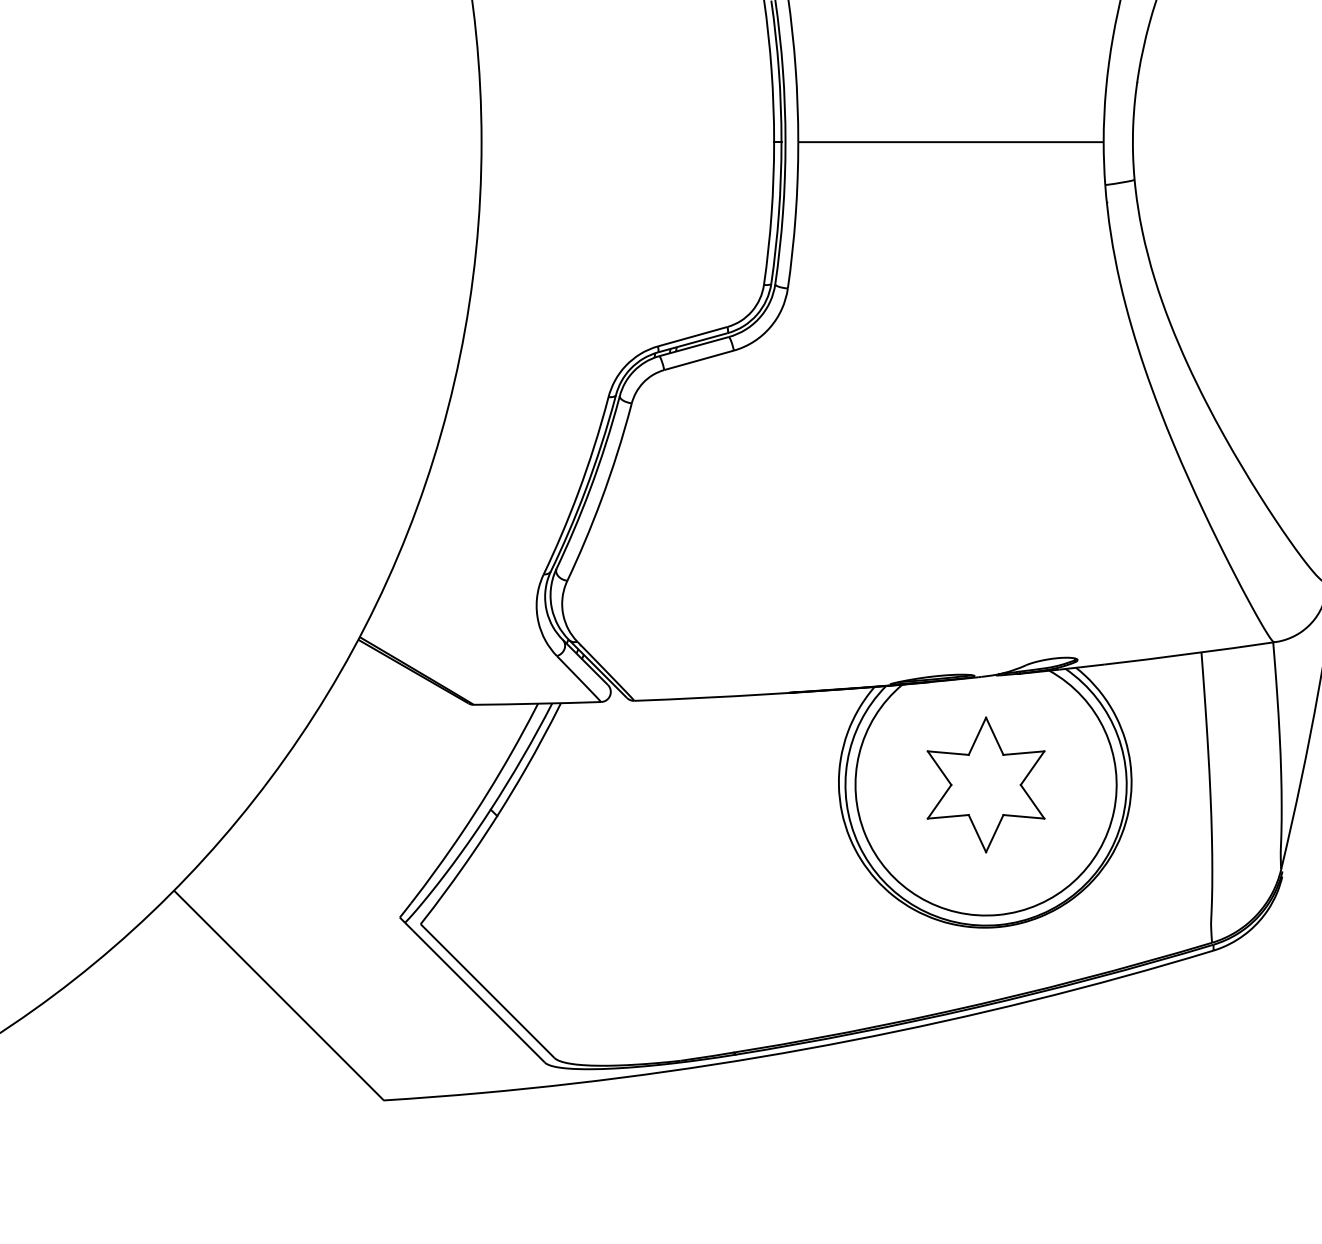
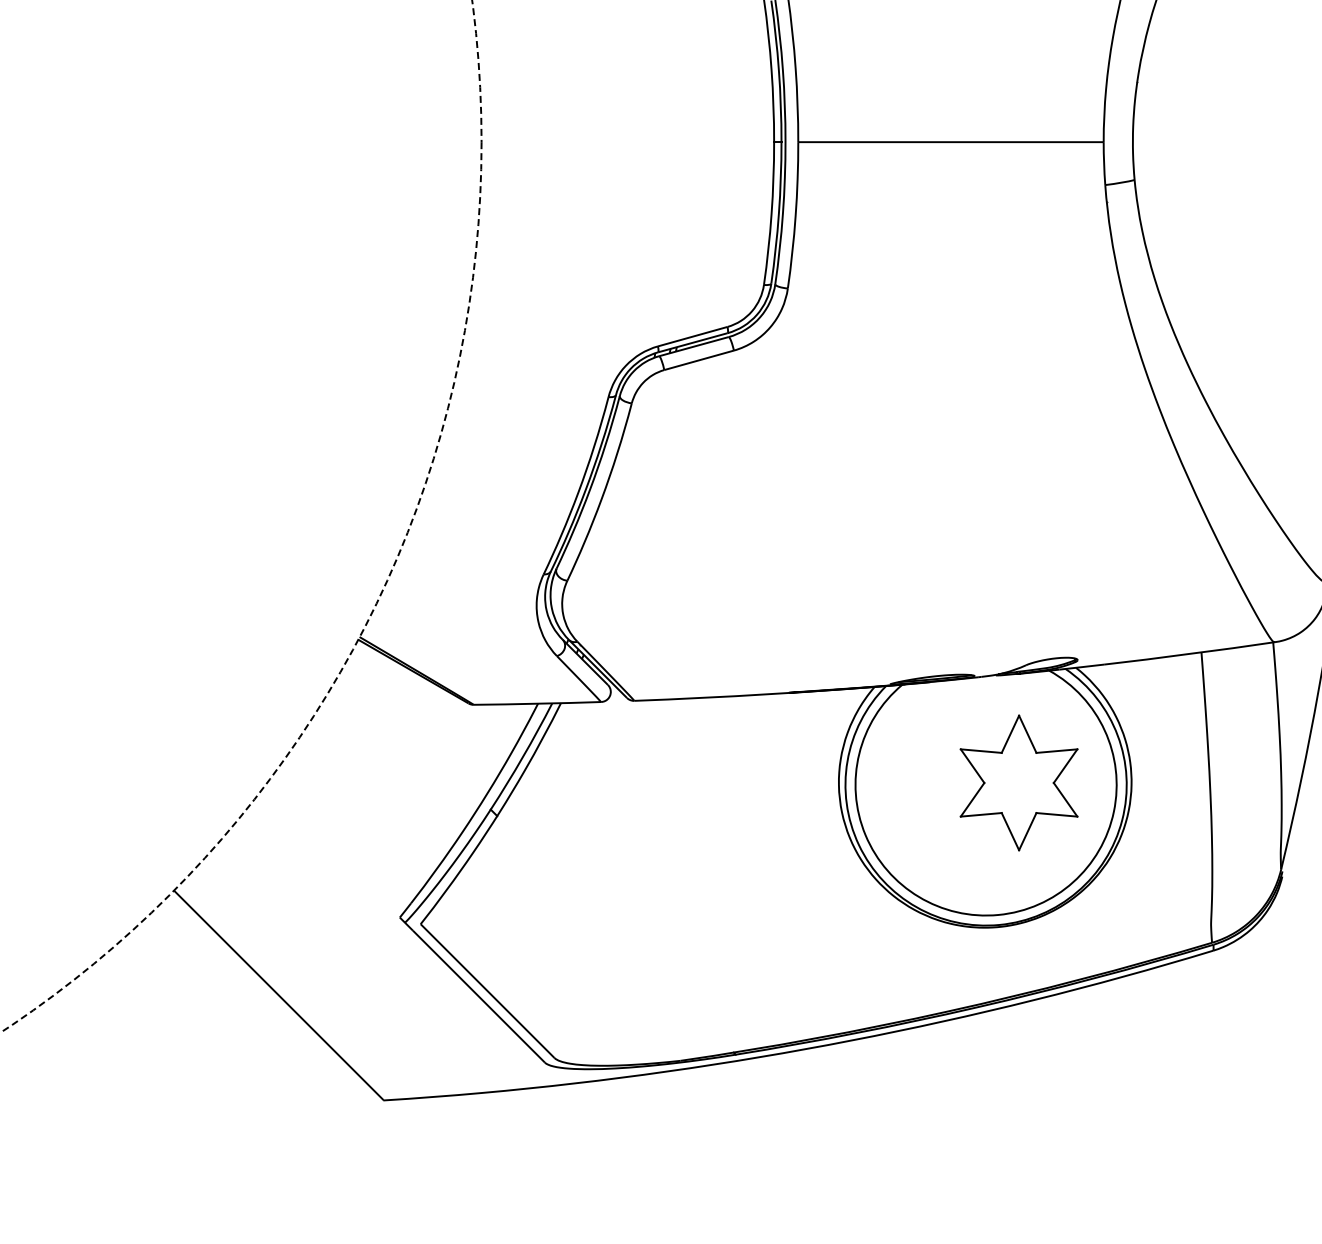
circle: solid -> dashed (240, 516)
part position: (985, 784) -> (1018, 782) (1018, 782)
